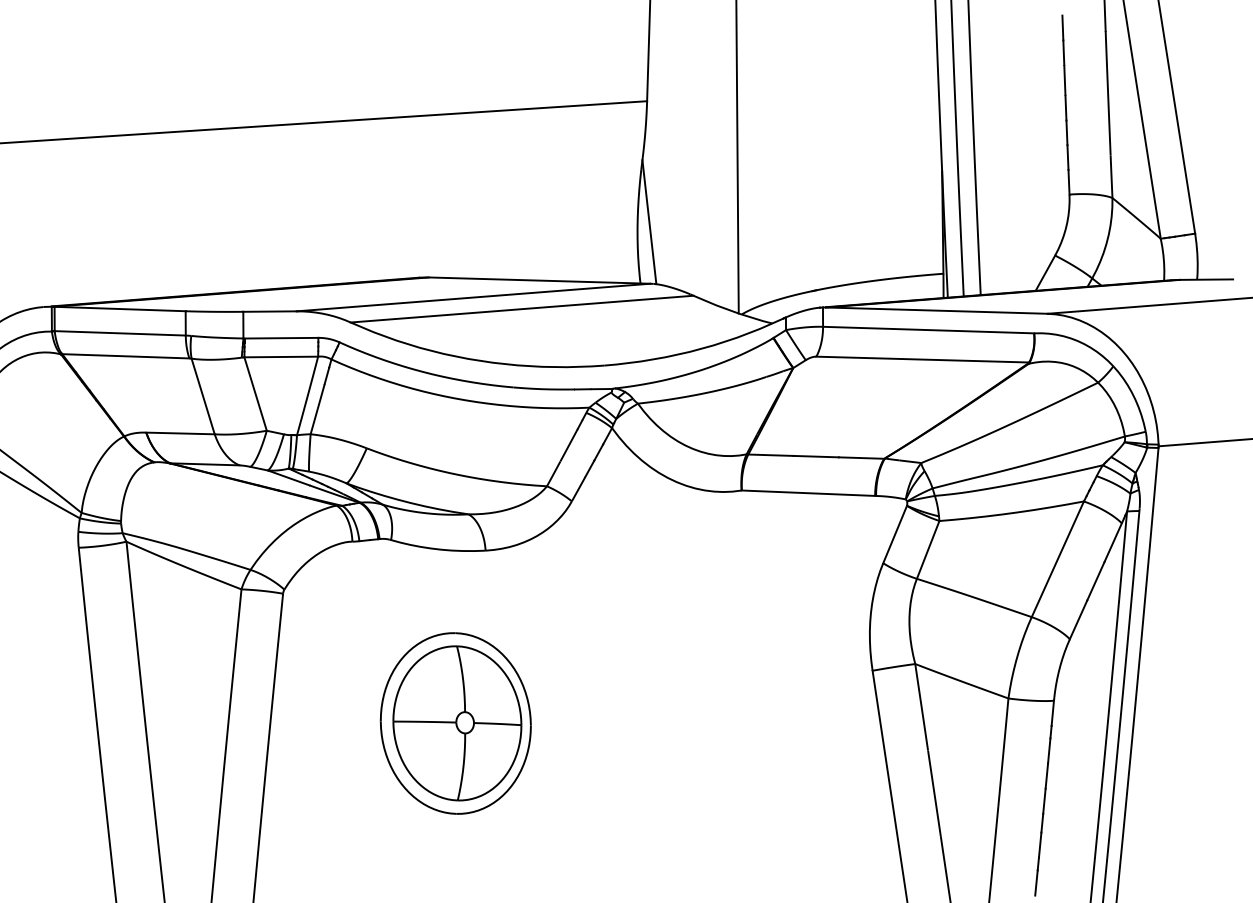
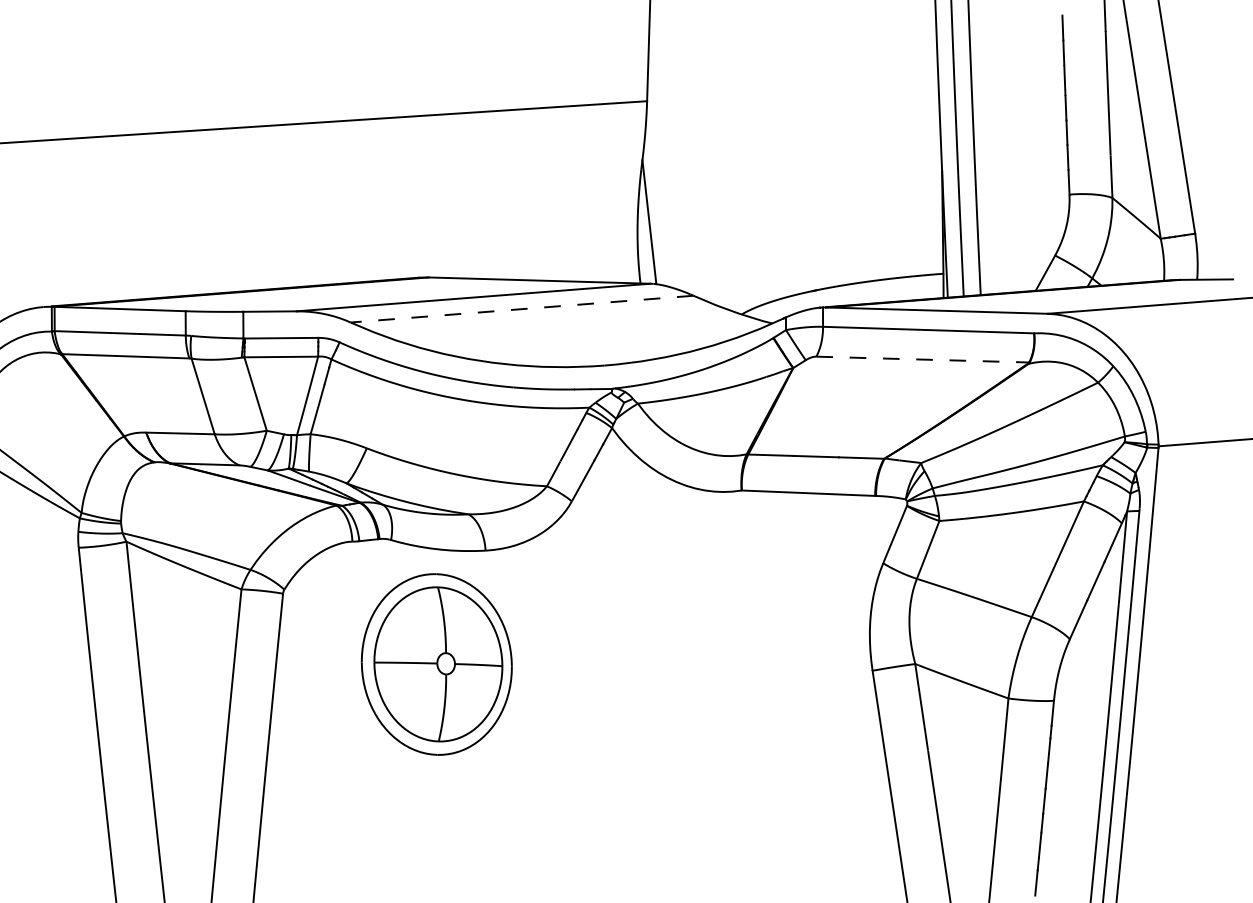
line: present -> none (737, 157)
line: solid -> dashed (522, 309)
line: solid -> dashed (923, 359)
part position: (455, 723) -> (436, 664) (436, 664)
